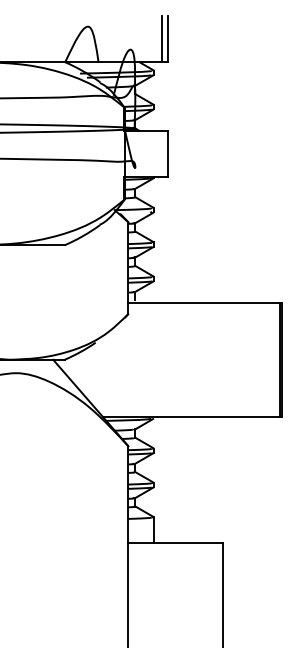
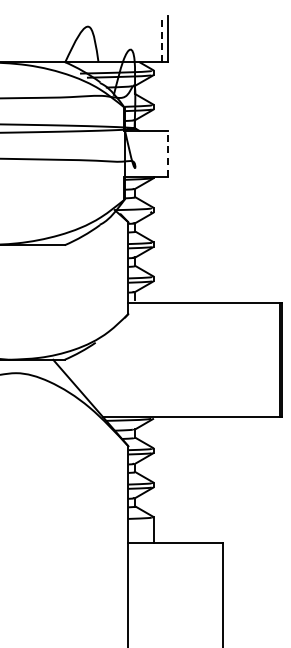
line: solid -> dashed (162, 39)
line: solid -> dashed (167, 153)
